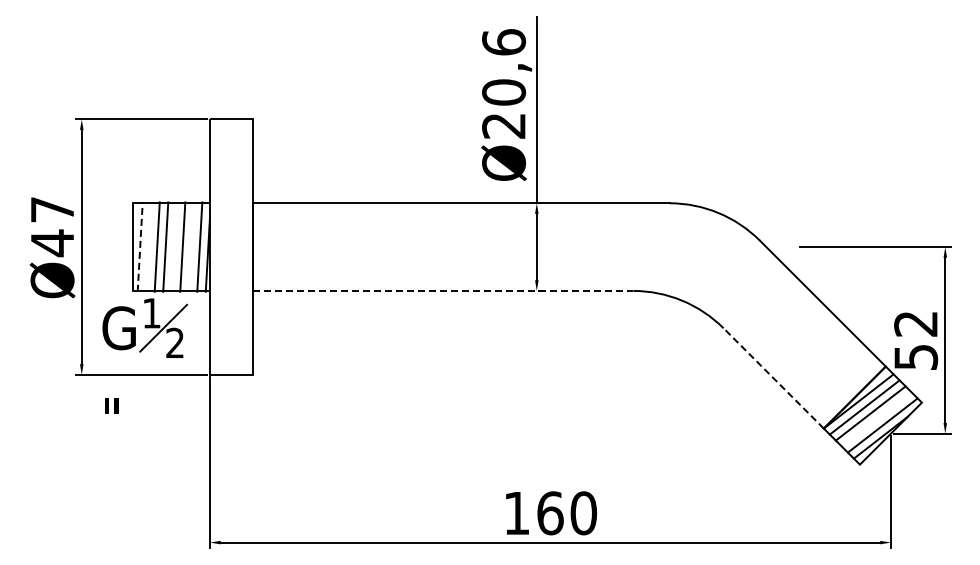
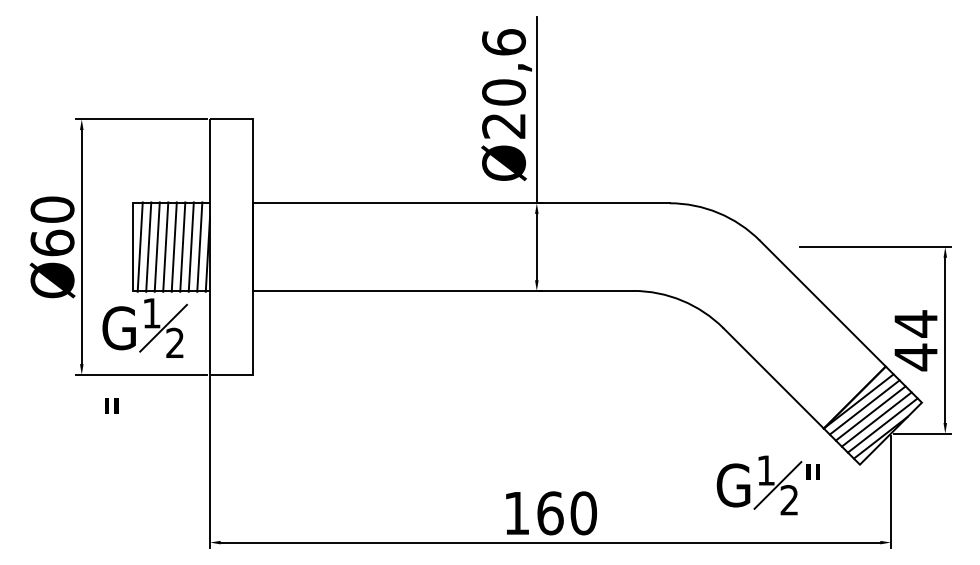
text: Ø47 -> Ø60 (52, 226)
line: none -> present (148, 246)
line: none -> present (173, 246)
line: none -> present (190, 246)
line: dashed -> solid (140, 247)
line: dashed -> solid (443, 290)
text: 52 -> 44 (916, 340)
line: dashed -> solid (773, 378)
line: none -> present (876, 419)
part: none -> present (767, 485)
